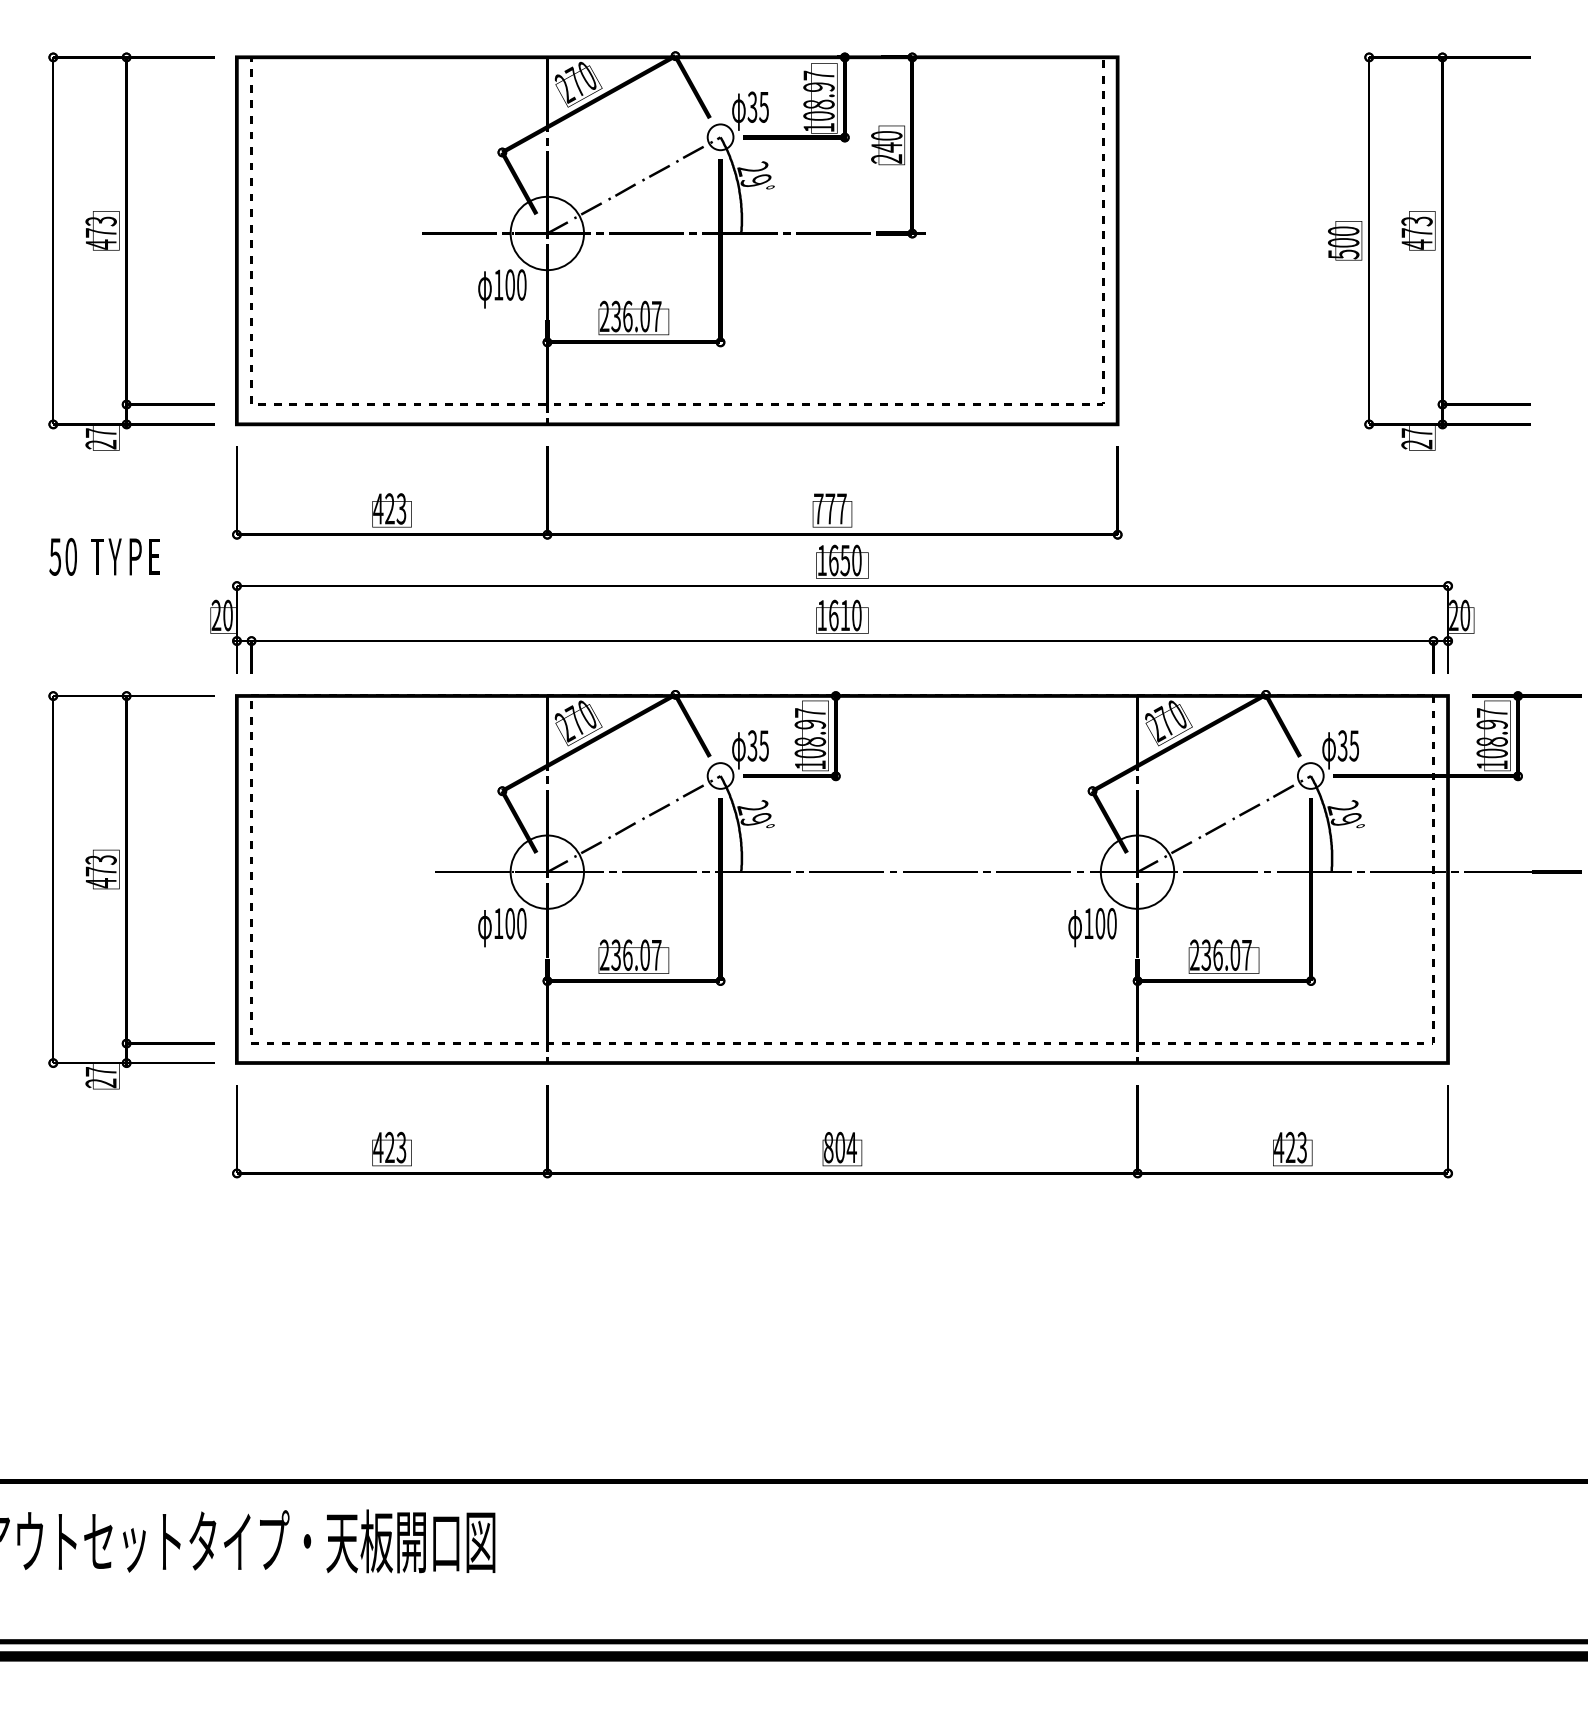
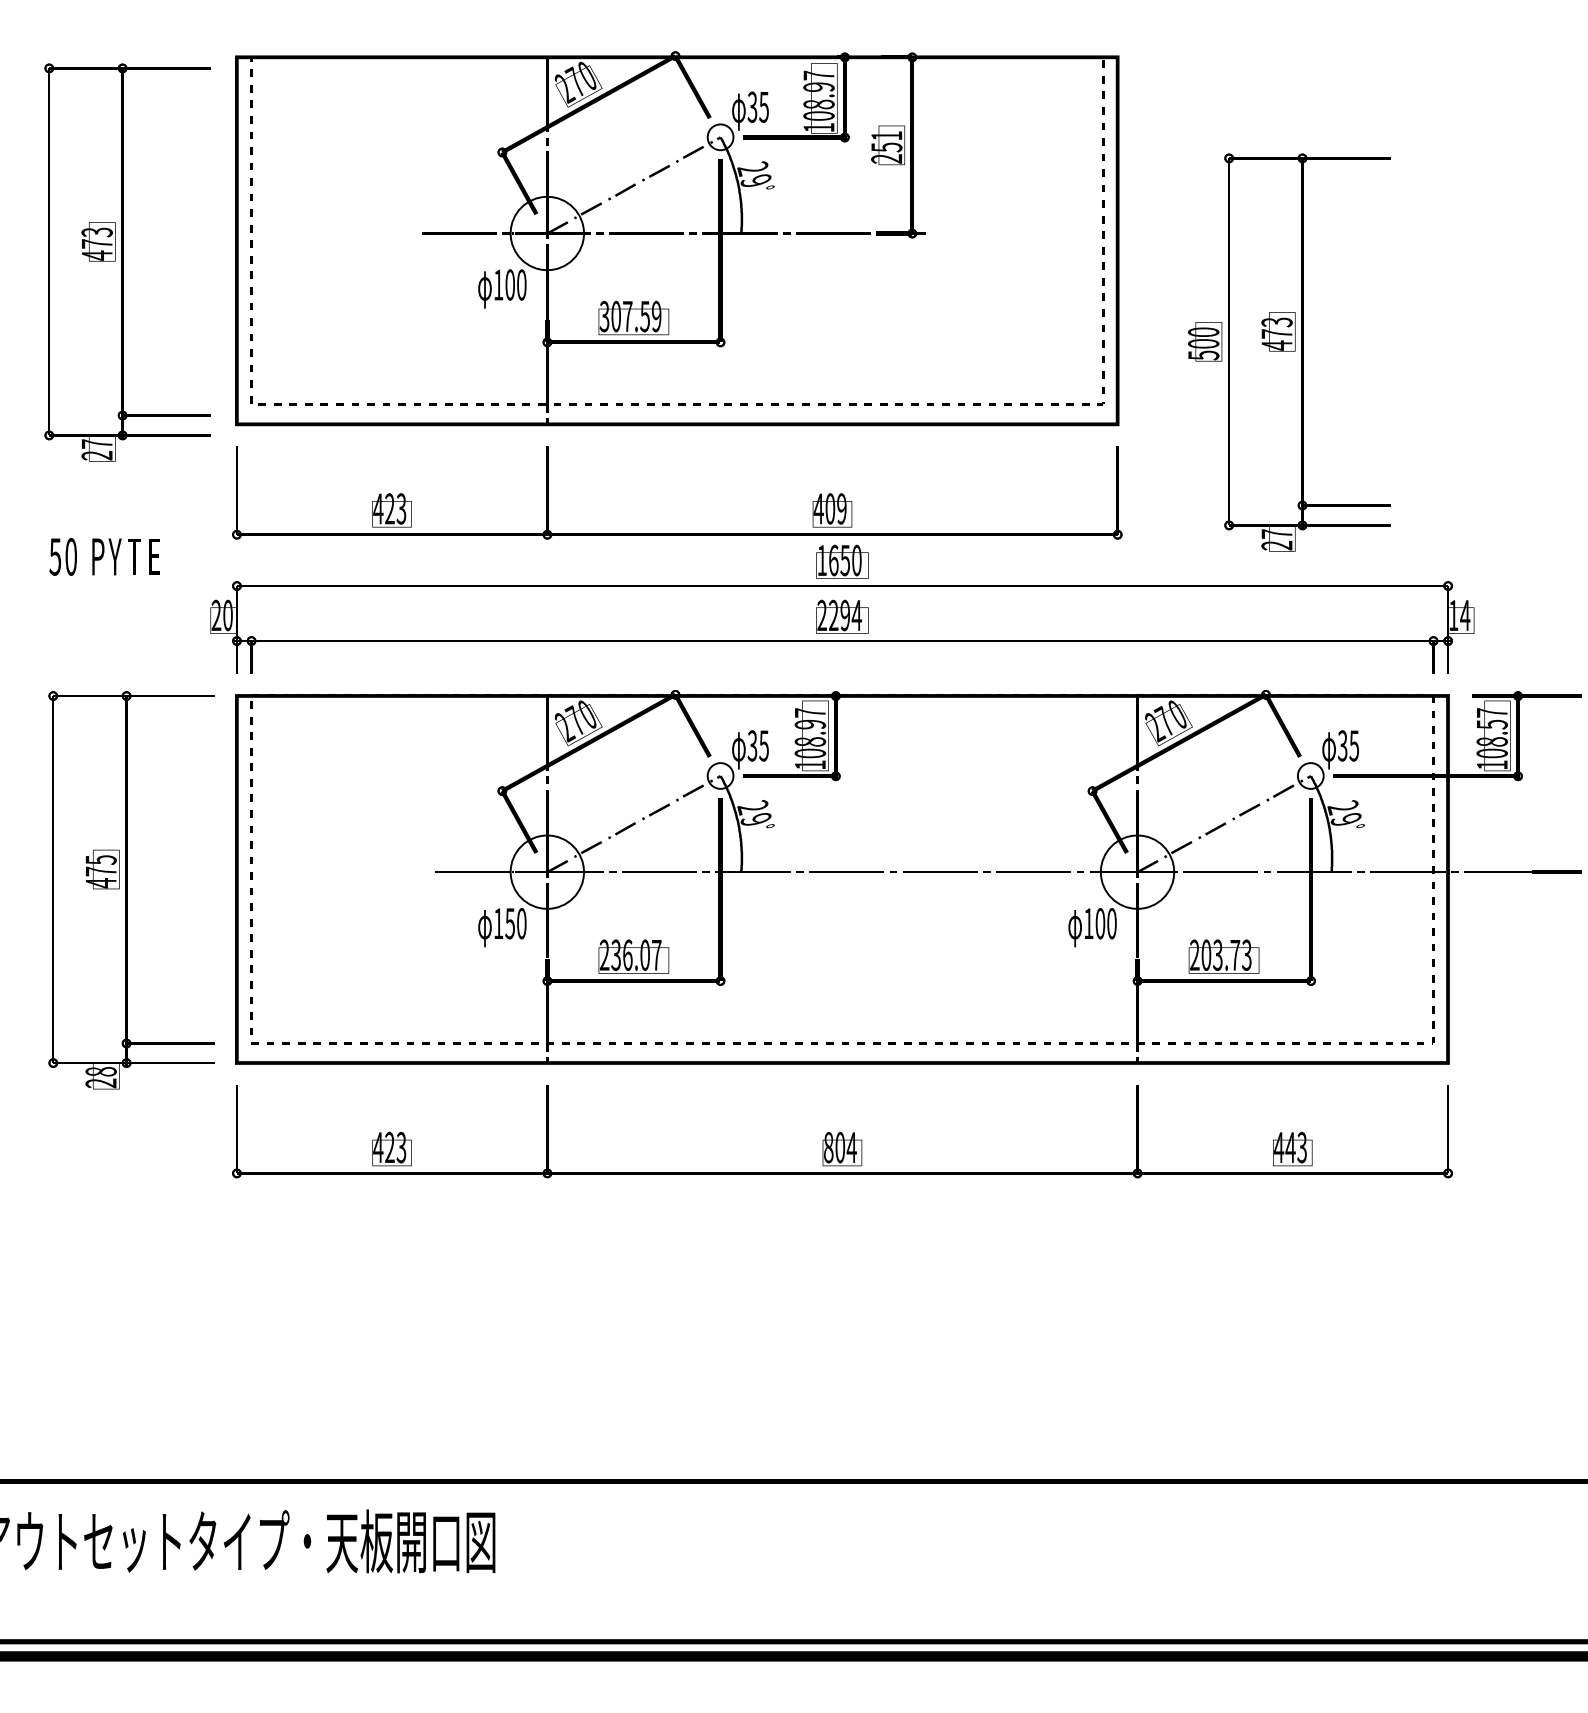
text: 240 -> 251 (886, 141)
part position: (131, 251) -> (127, 262) (127, 262)
part position: (1429, 251) -> (1289, 352) (1289, 352)
text: 236.07 -> 307.59 (630, 316)
text: 777 -> 409 (829, 508)
text: T -> P (97, 556)
text: P -> T (134, 556)
text: 1610 -> 2294 (839, 615)
text: 20 -> 14 (1459, 615)
text: 108.97 -> 108.57 (1491, 724)
text: 473 -> 475 (100, 859)
text: 100 -> 150 (509, 923)
text: 236.07 -> 203.73 (1226, 954)
text: 27 -> 28 (100, 1071)
text: 423 -> 443 (1290, 1146)
